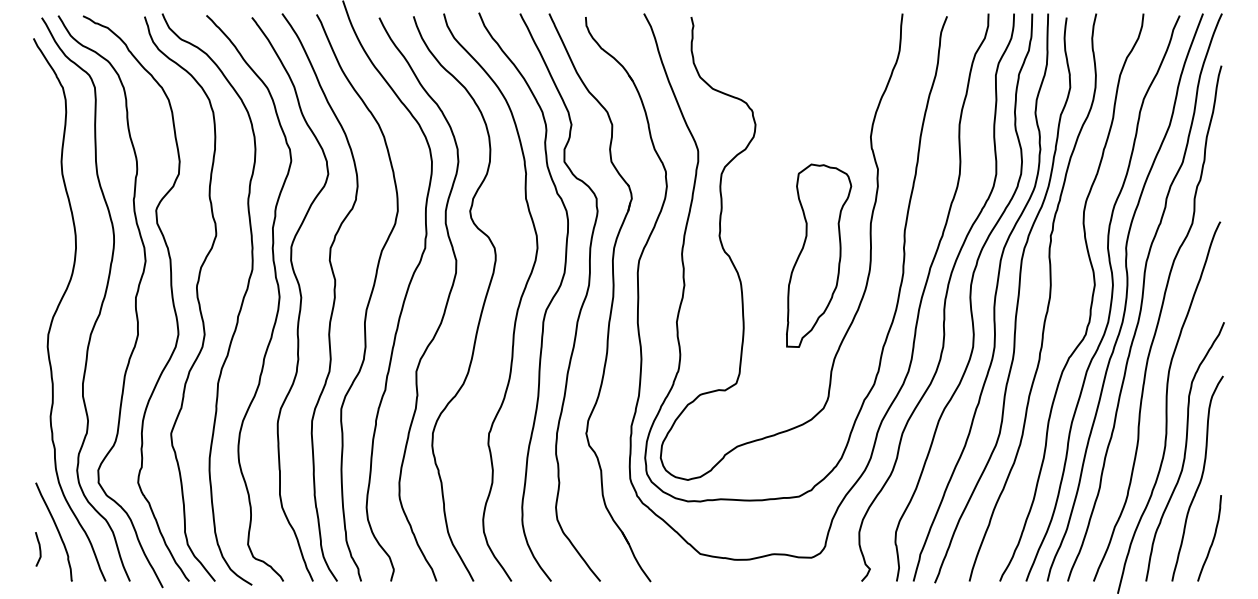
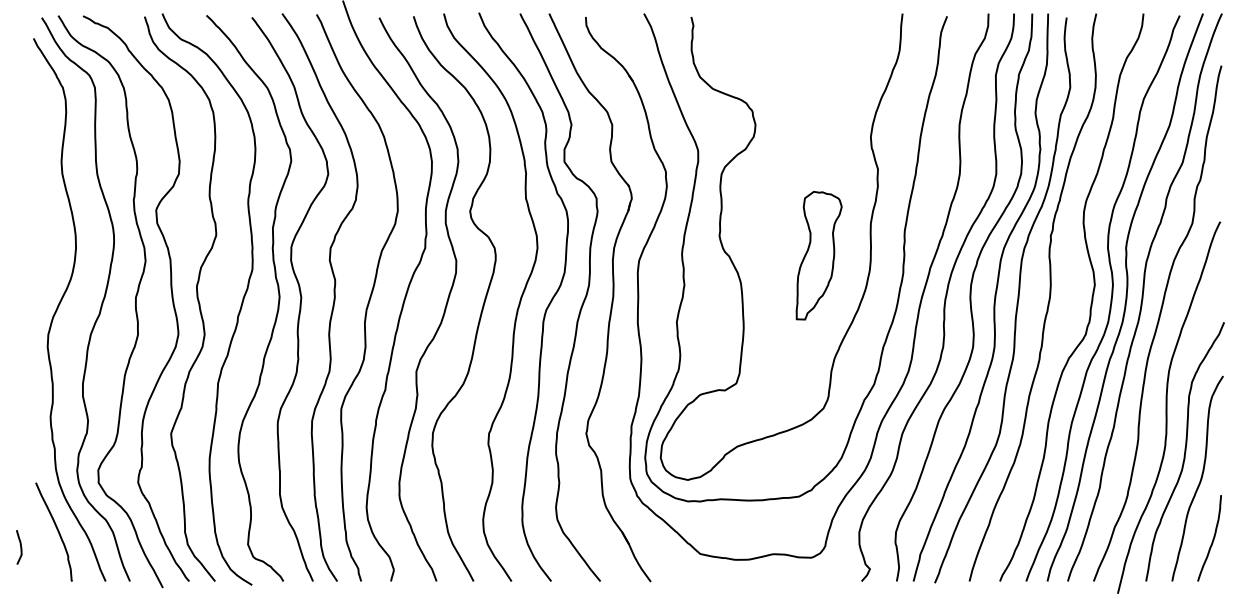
part size: 67x185 px -> 48x130 px (818, 255)
curve position: (39, 549) -> (20, 547) (20, 547)
